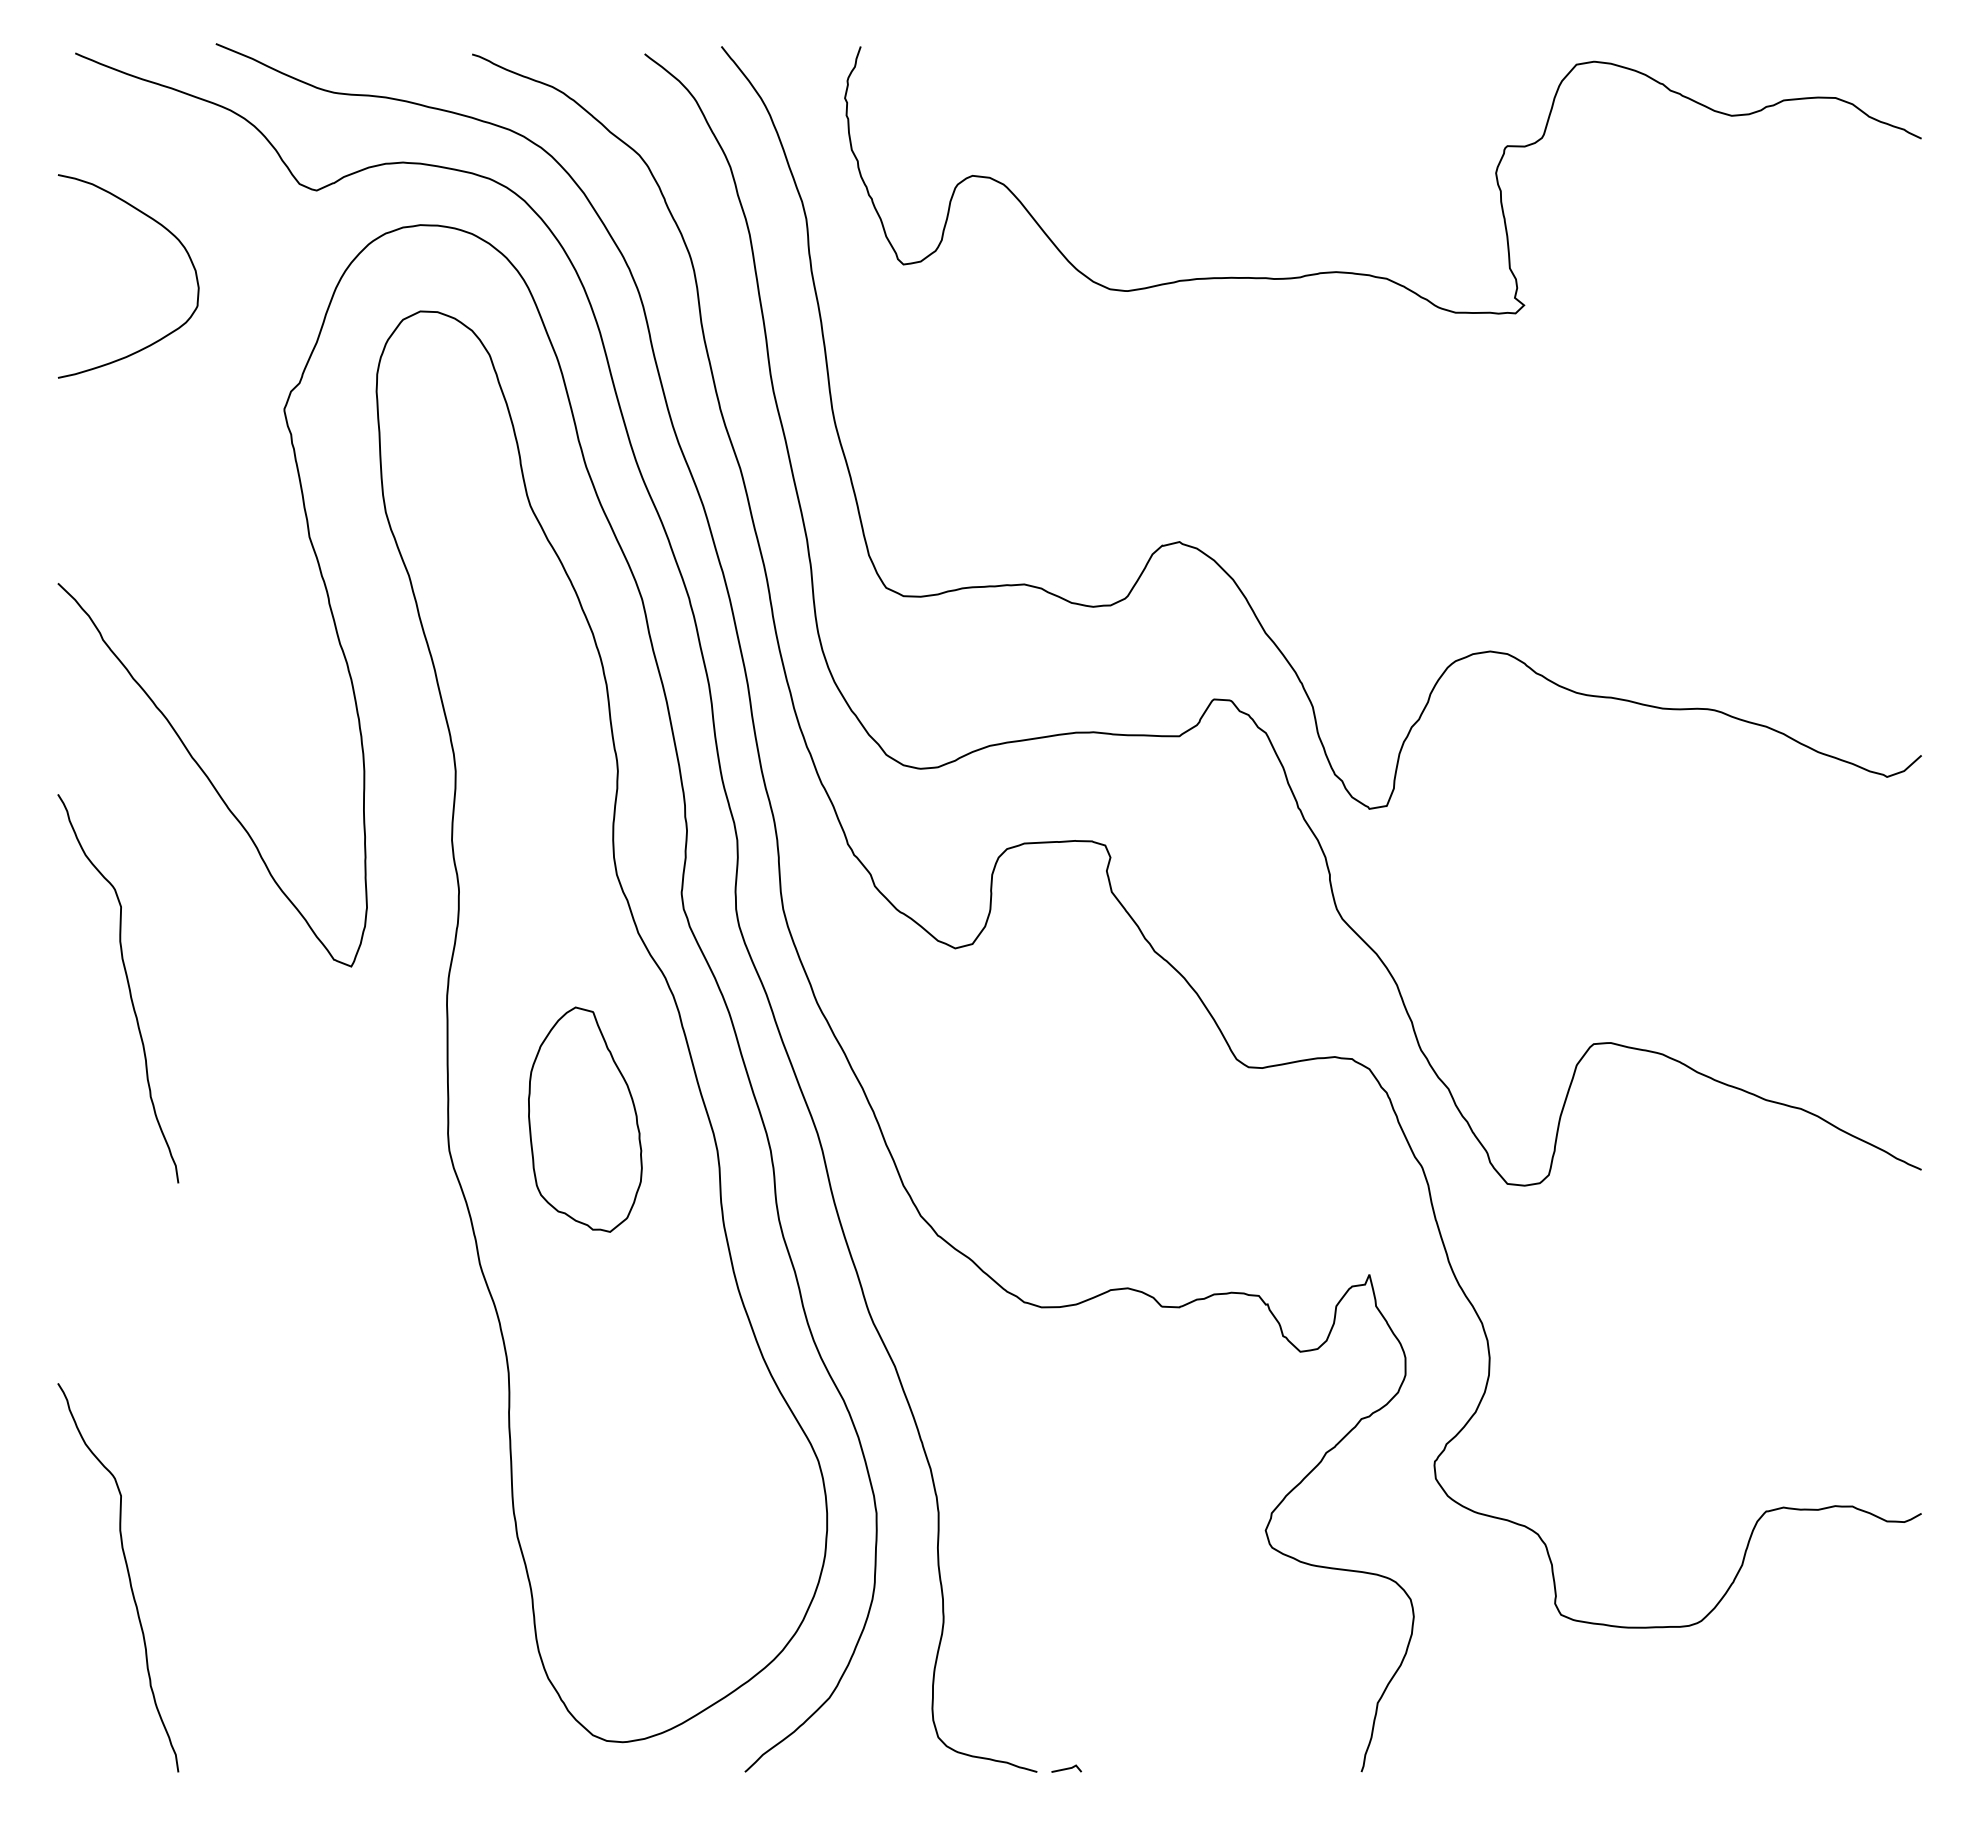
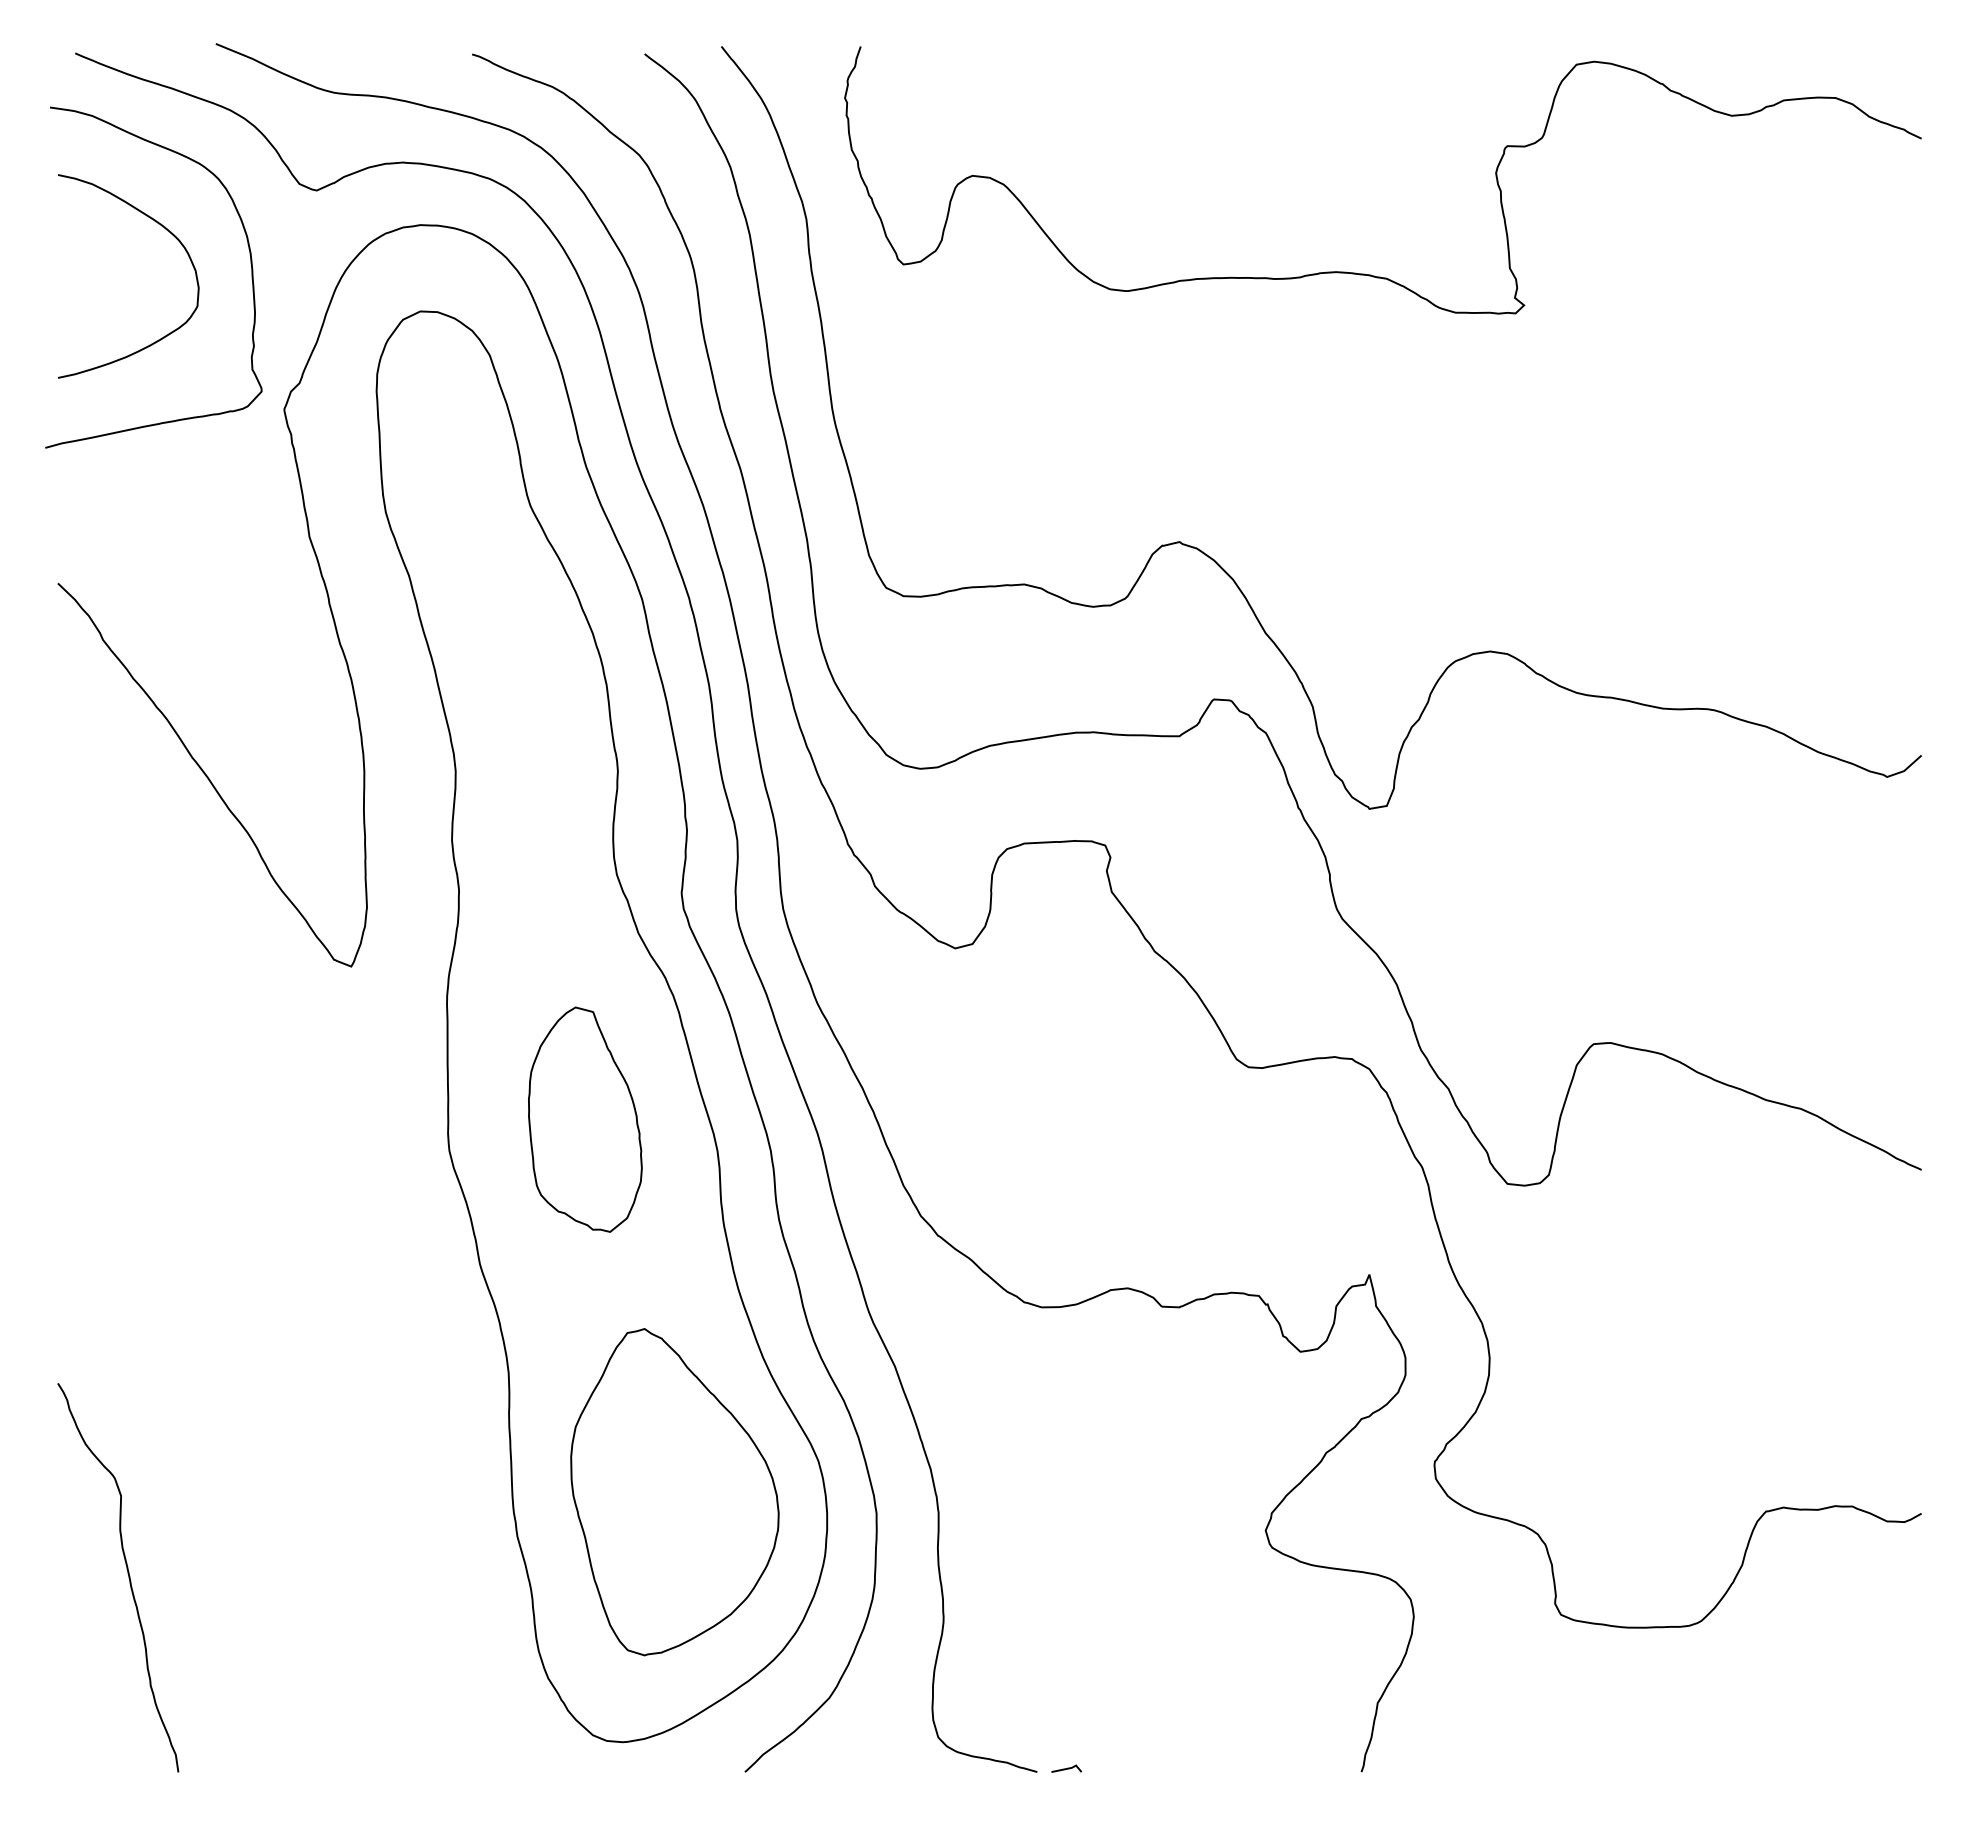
curve: none -> present (250, 264)
curve: present -> none (127, 984)
part: none -> present (674, 1492)
